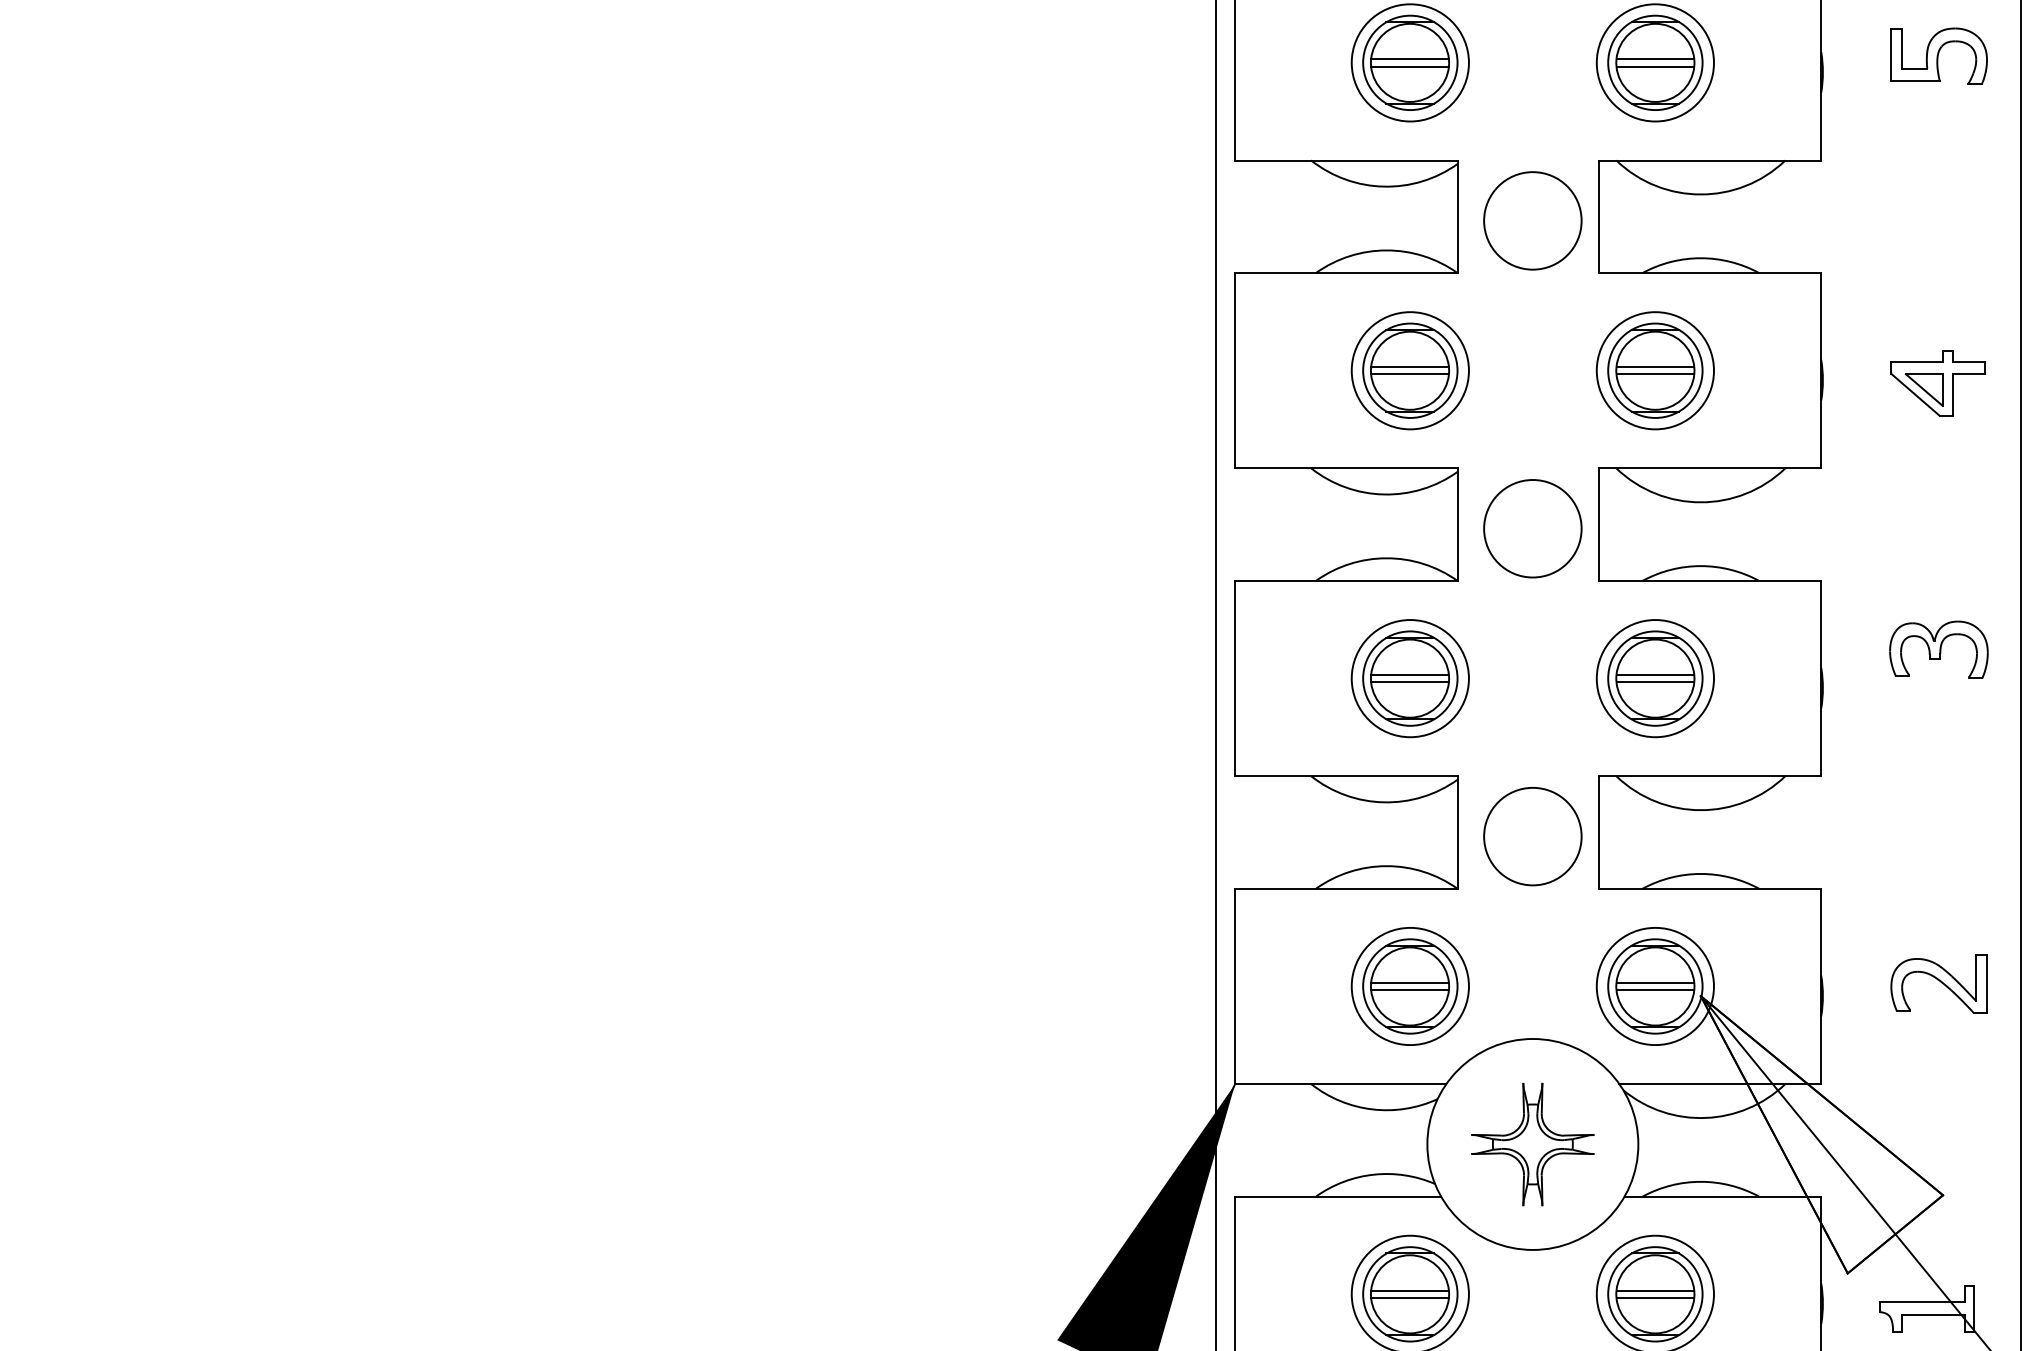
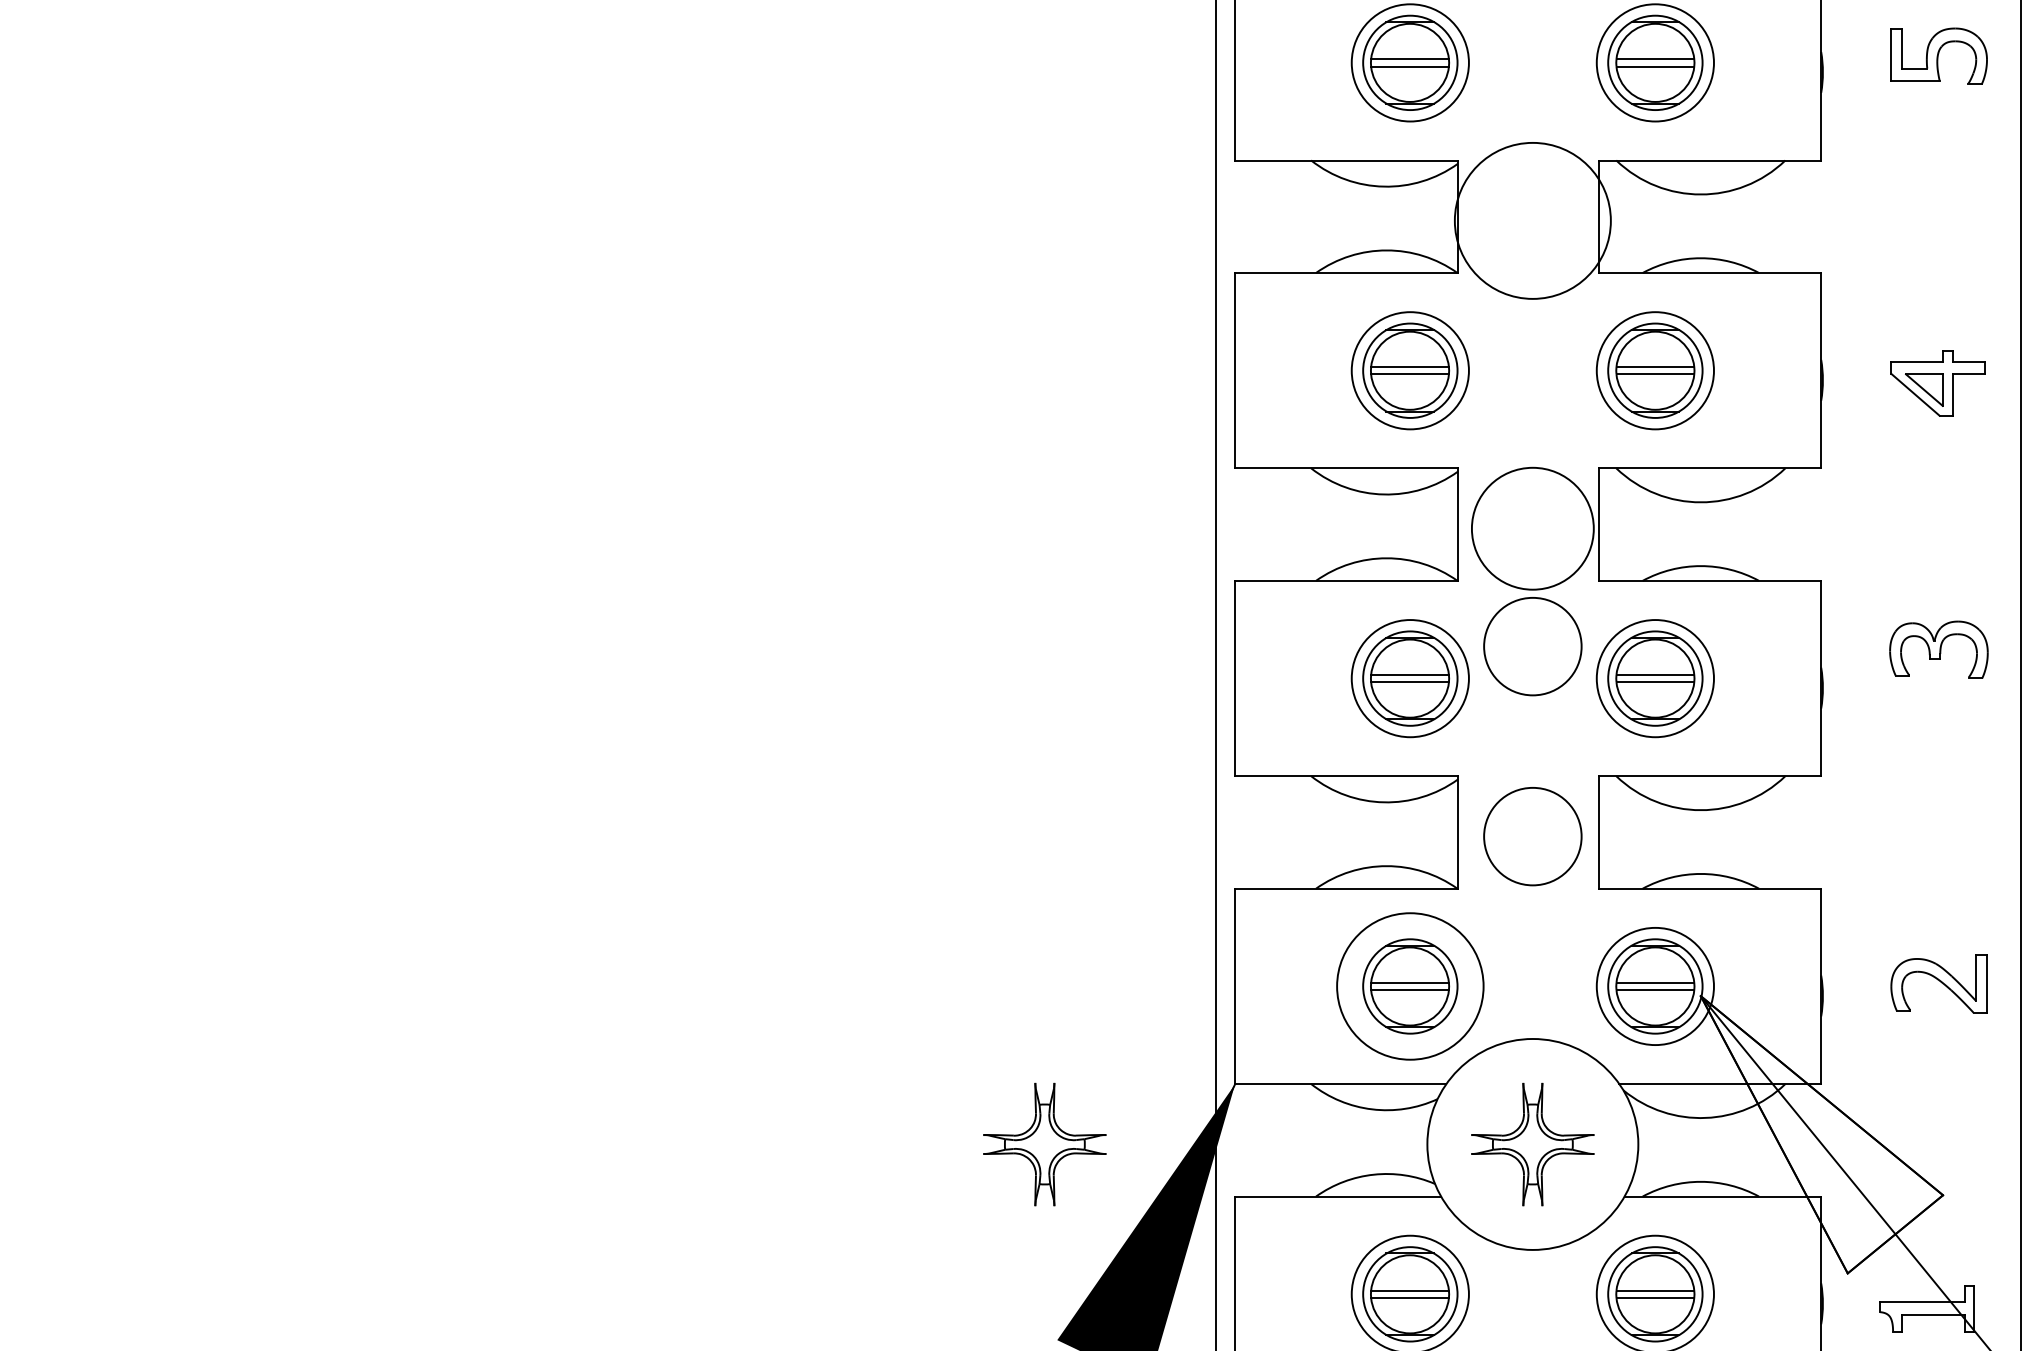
circle diameter: 98 px -> 156 px (1532, 220)
circle diameter: 98 px -> 122 px (1532, 528)
circle: none -> present (1532, 646)
circle diameter: 117 px -> 147 px (1410, 986)
part: none -> present (1044, 1144)
